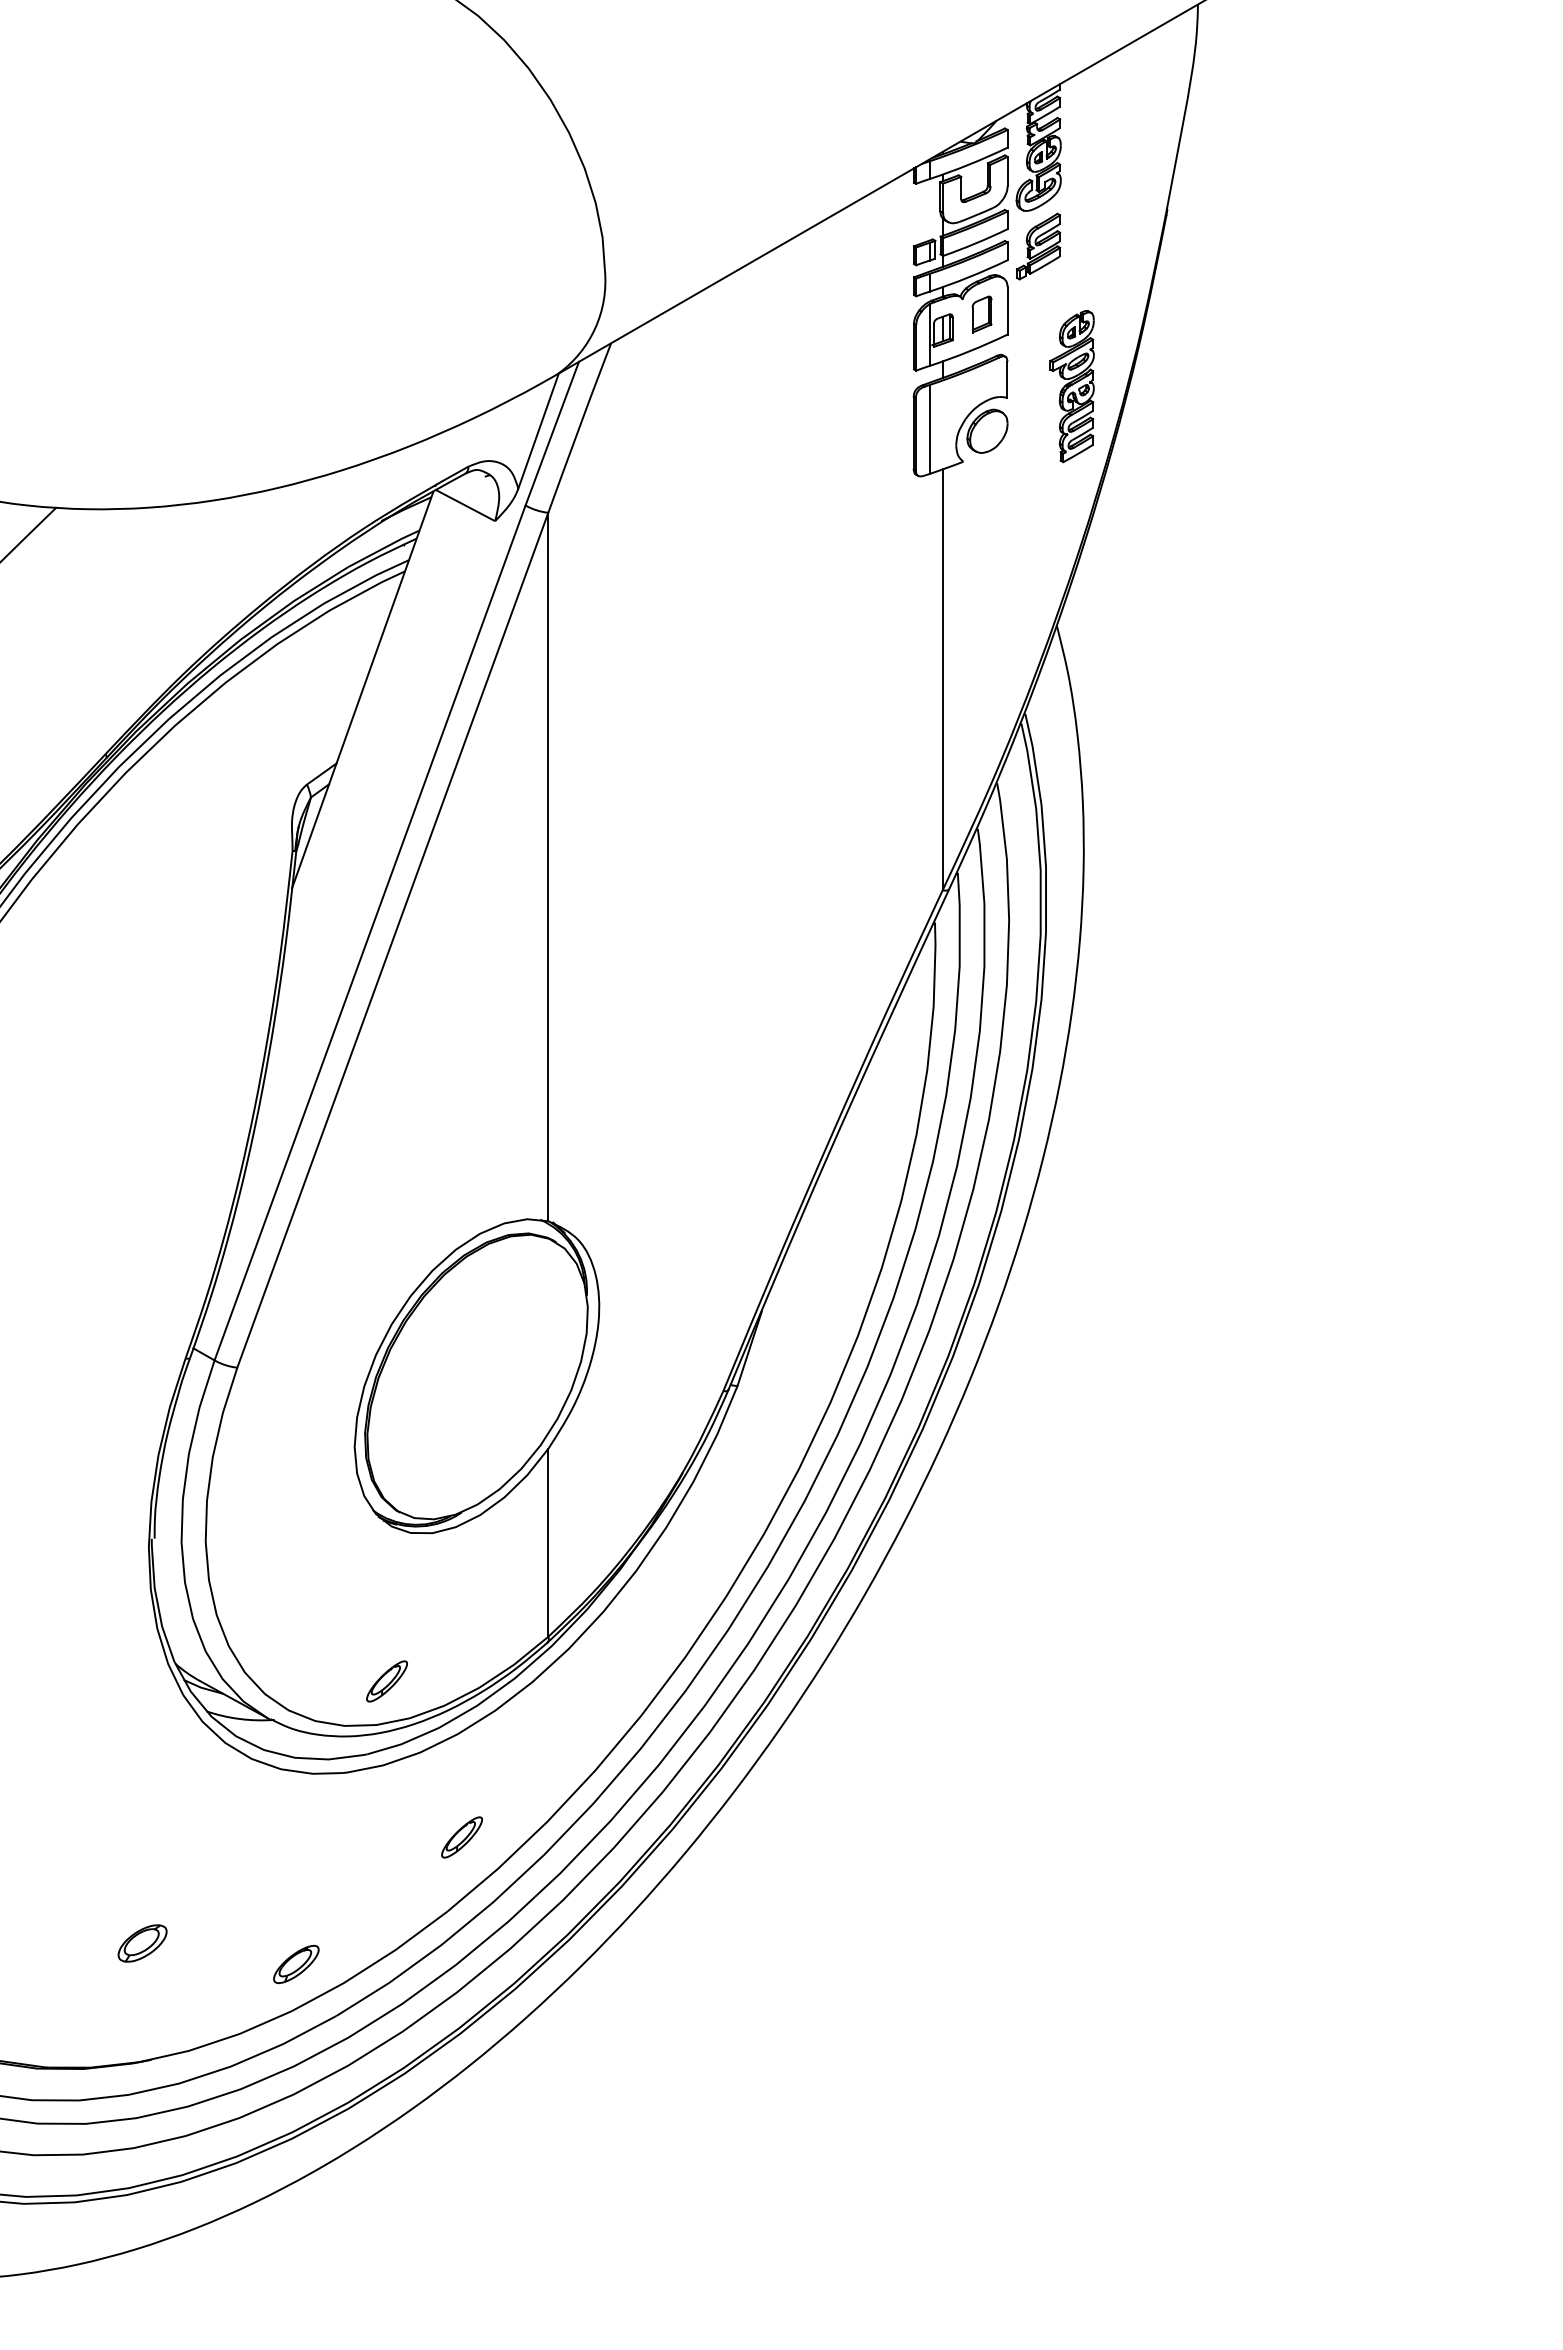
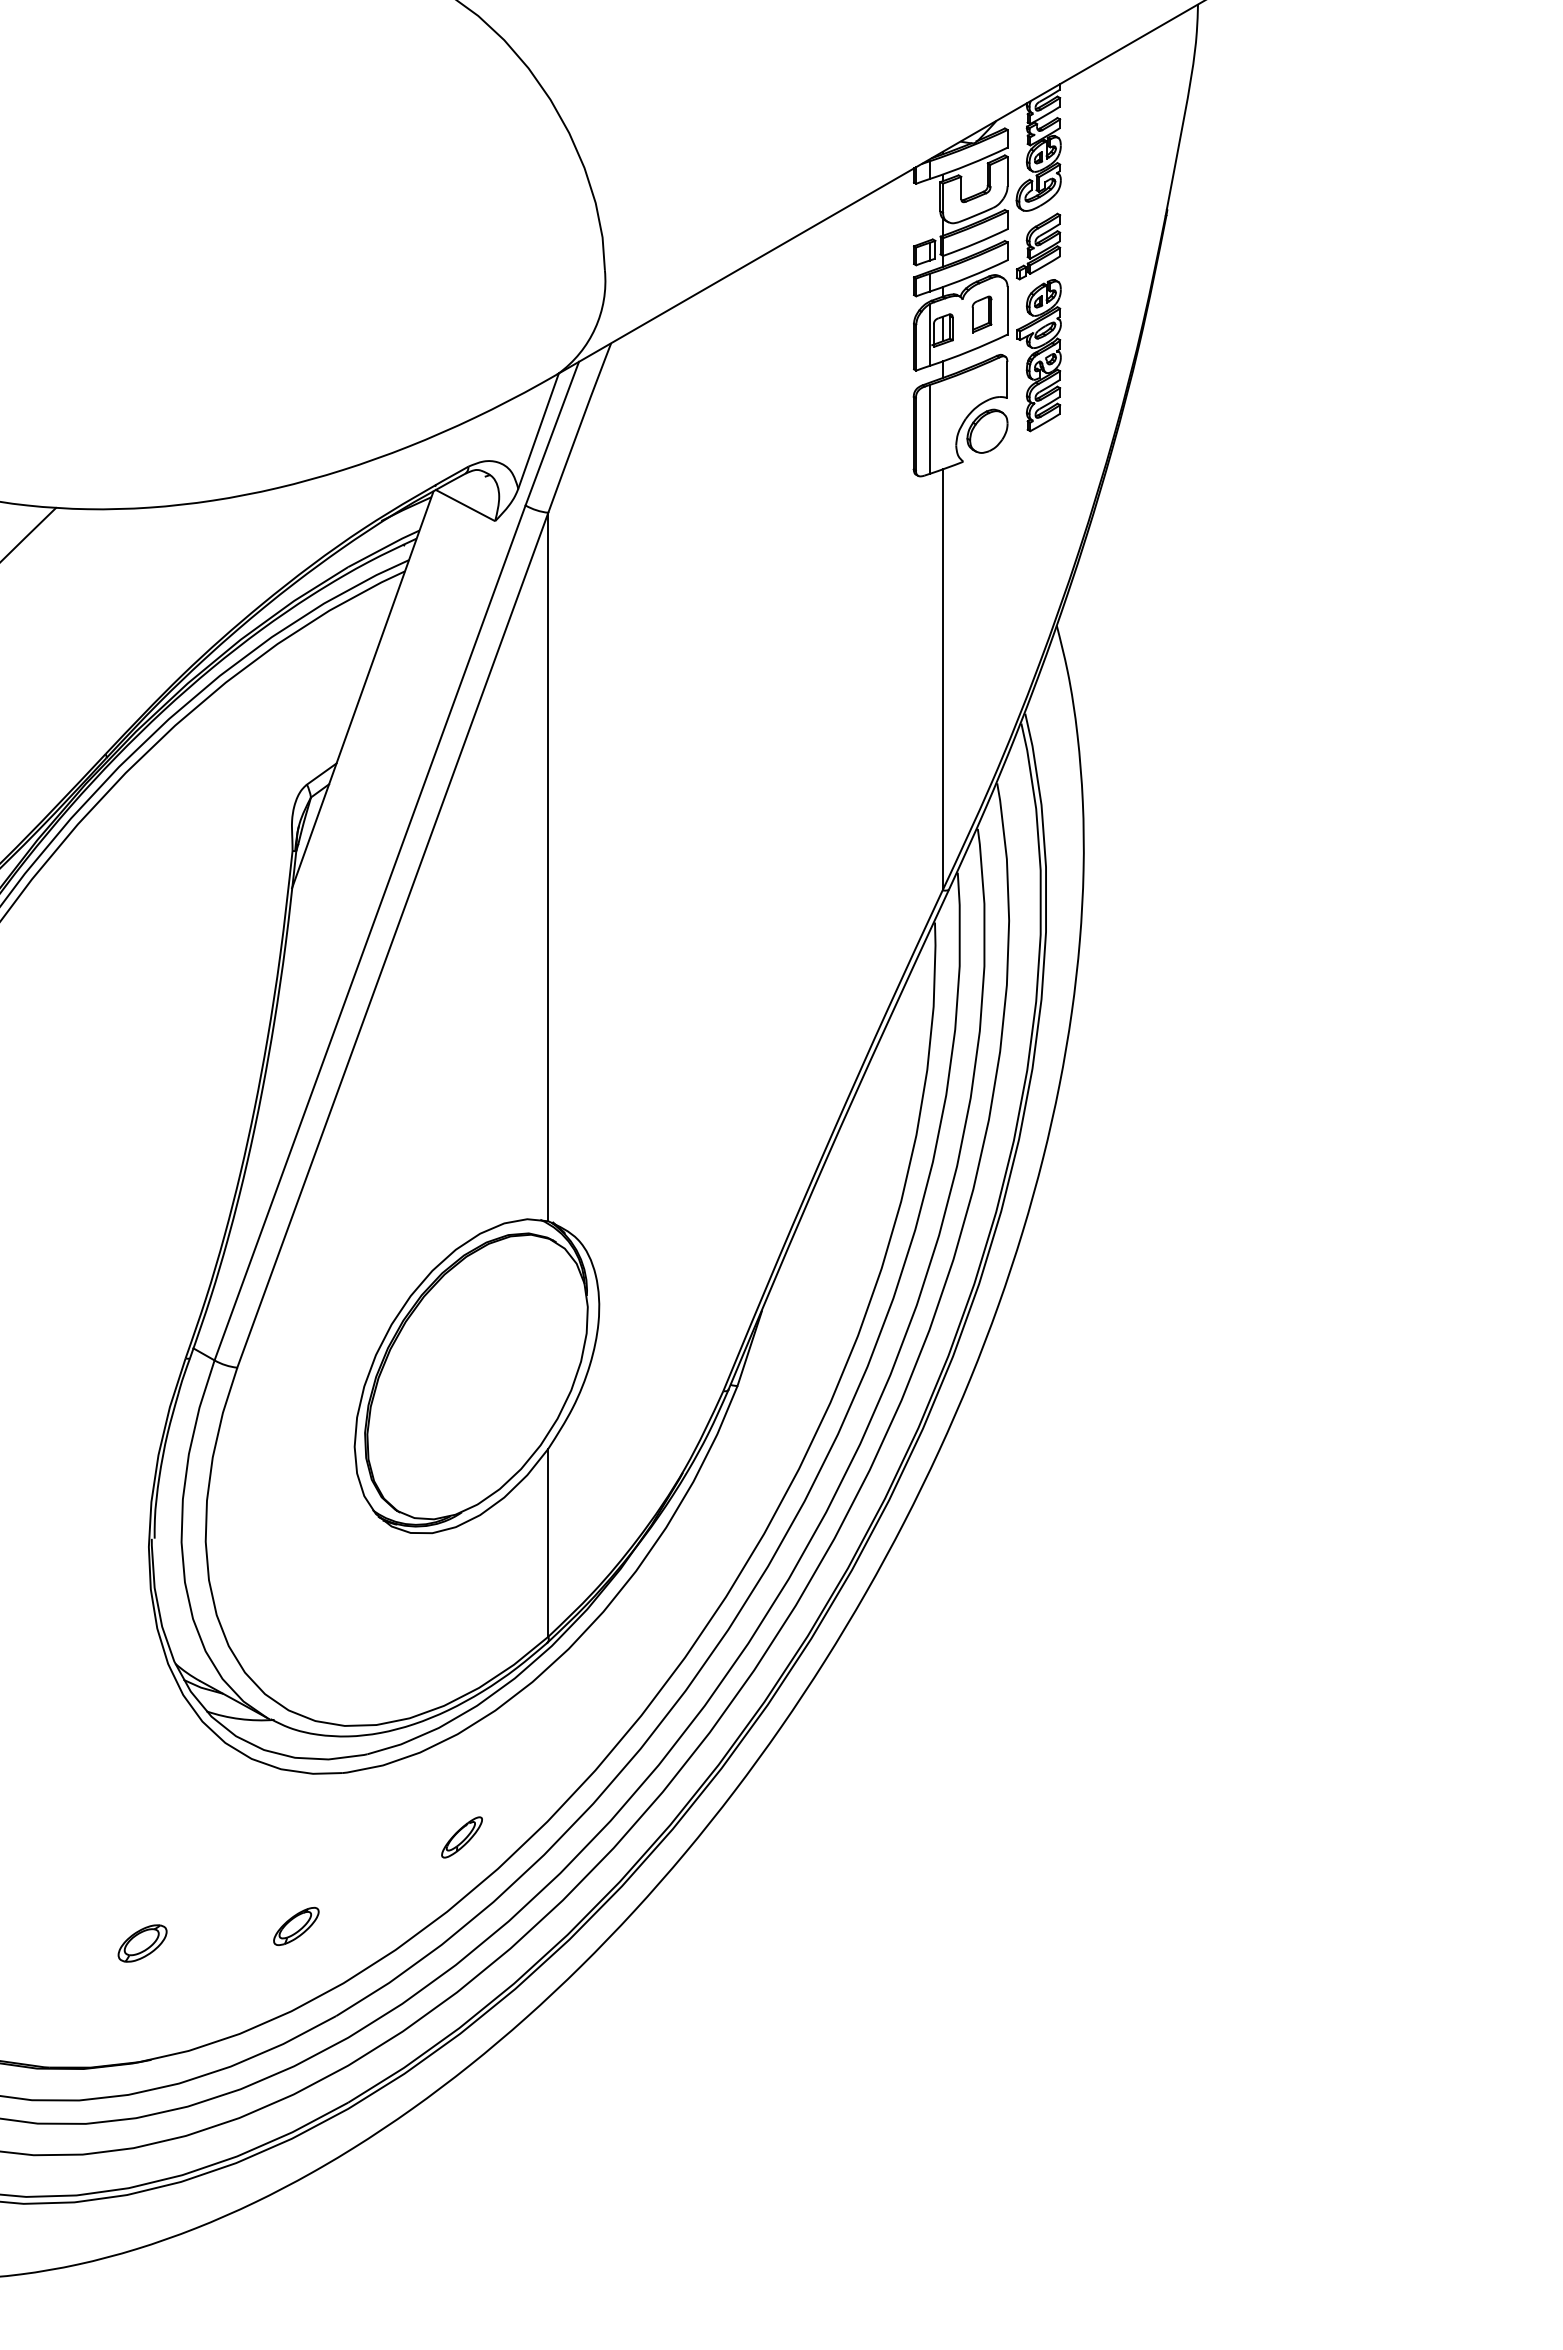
part position: (1071, 386) -> (1038, 355) (1038, 355)
part: present -> none (386, 1681)
part position: (296, 1963) -> (296, 1925) (296, 1925)
